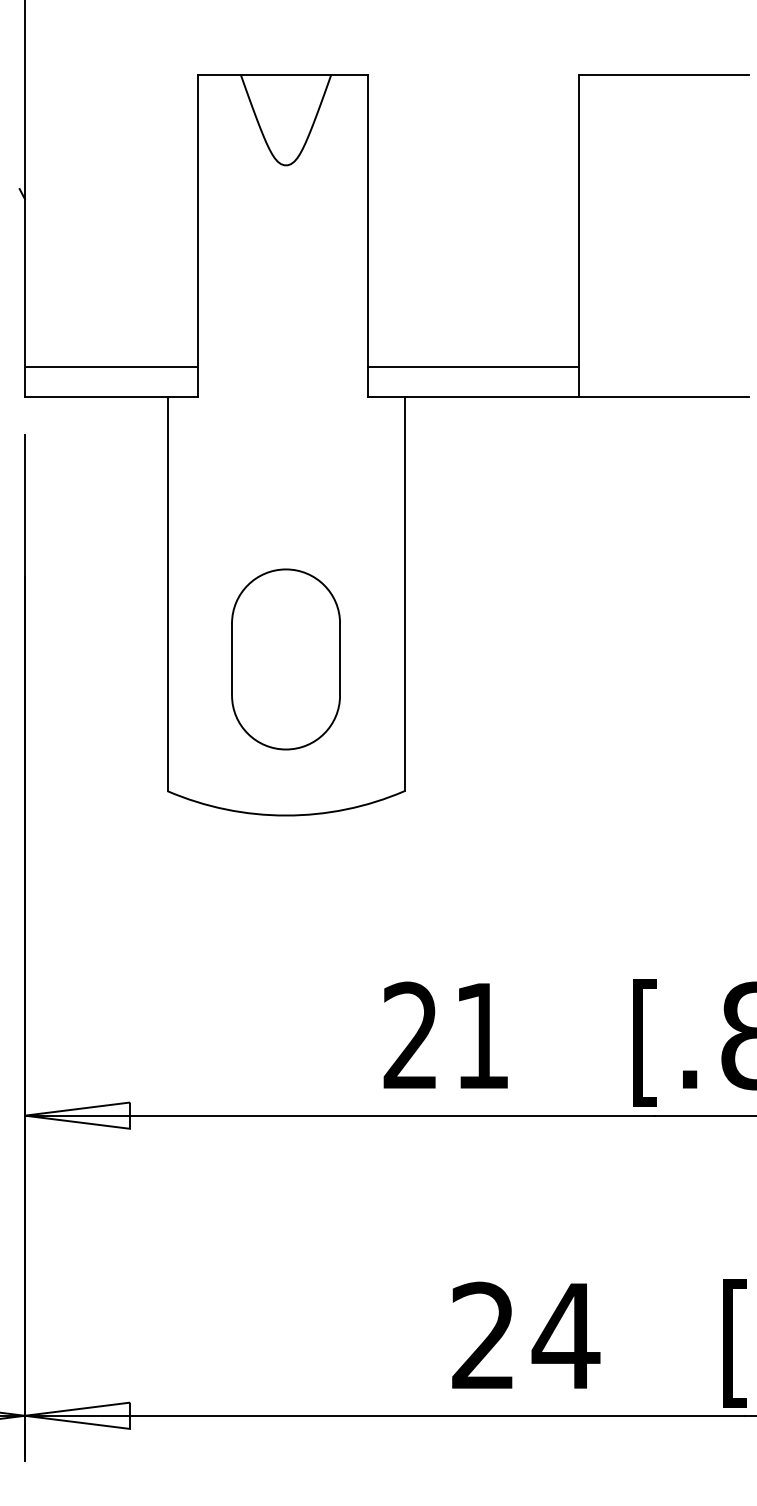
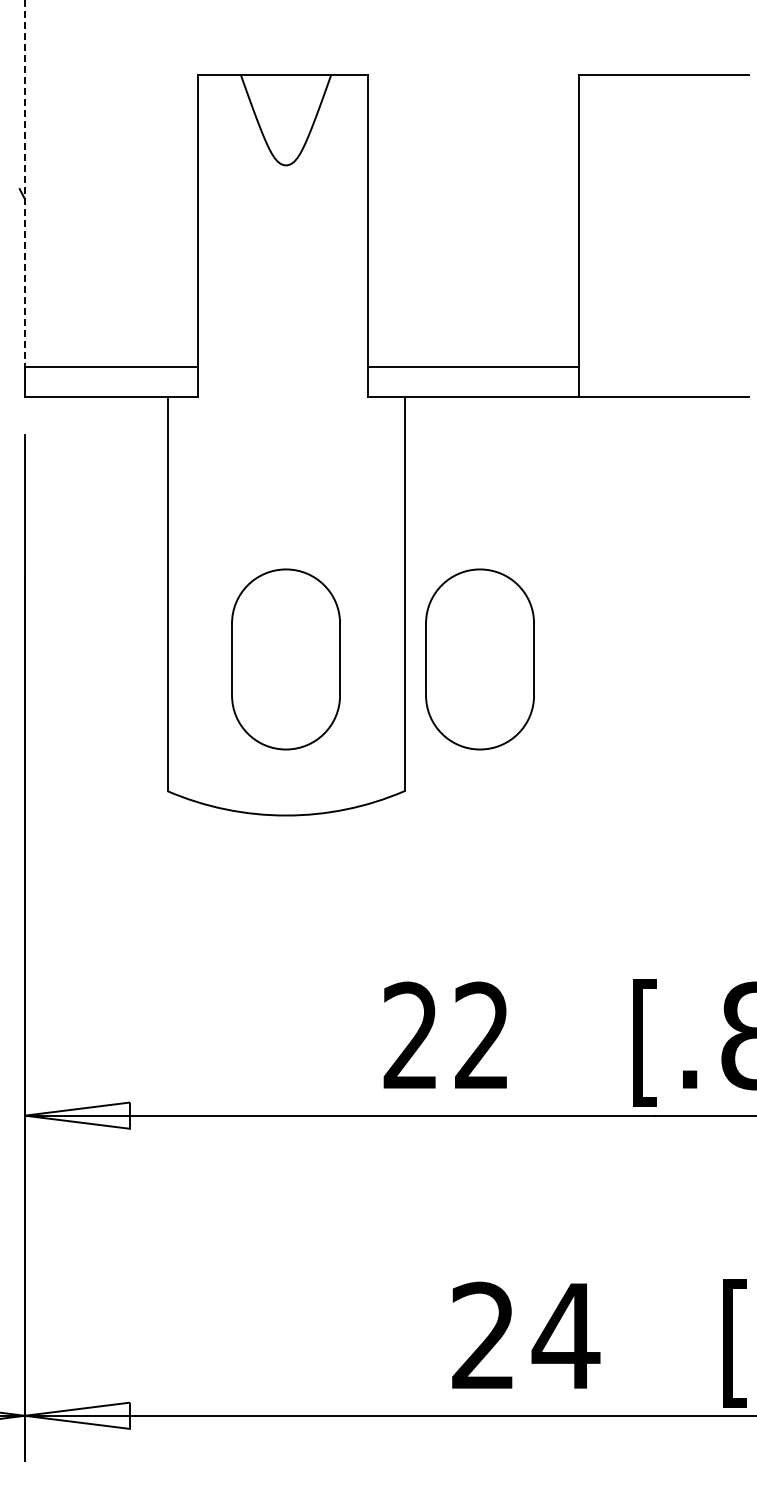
line: solid -> dashed (24, 184)
part: none -> present (479, 659)
text: 21 -> 22 (481, 1034)
